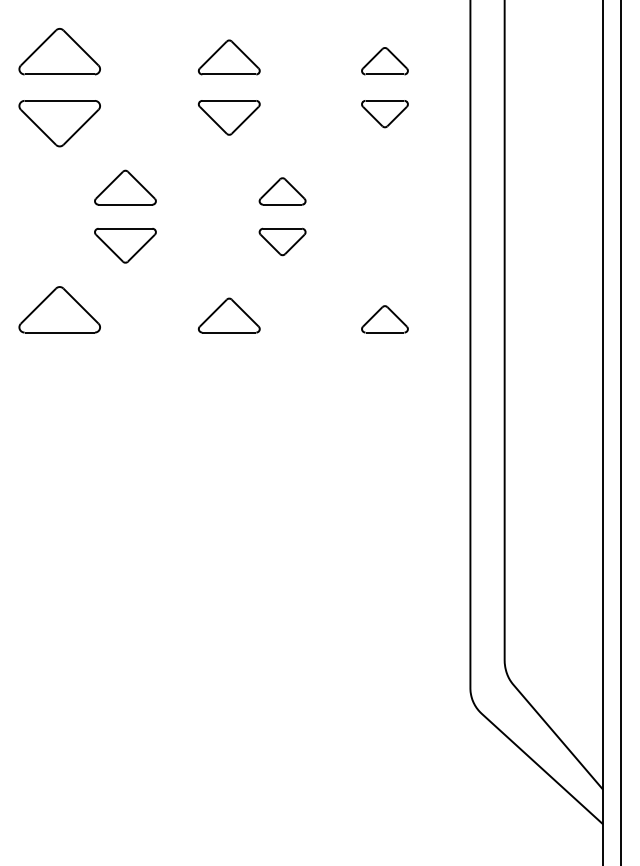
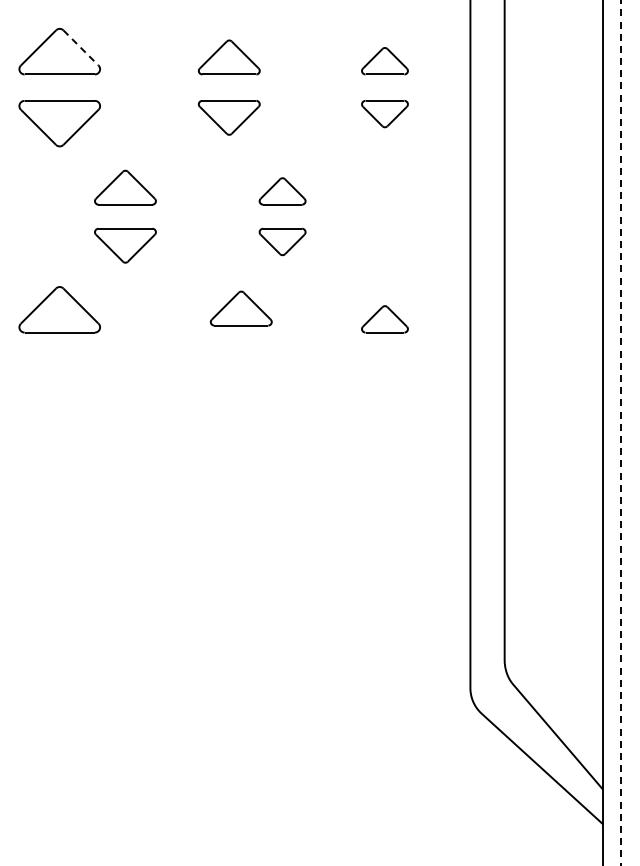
line: solid -> dashed (81, 47)
part position: (229, 315) -> (241, 308) (241, 308)
line: solid -> dashed (620, 432)
